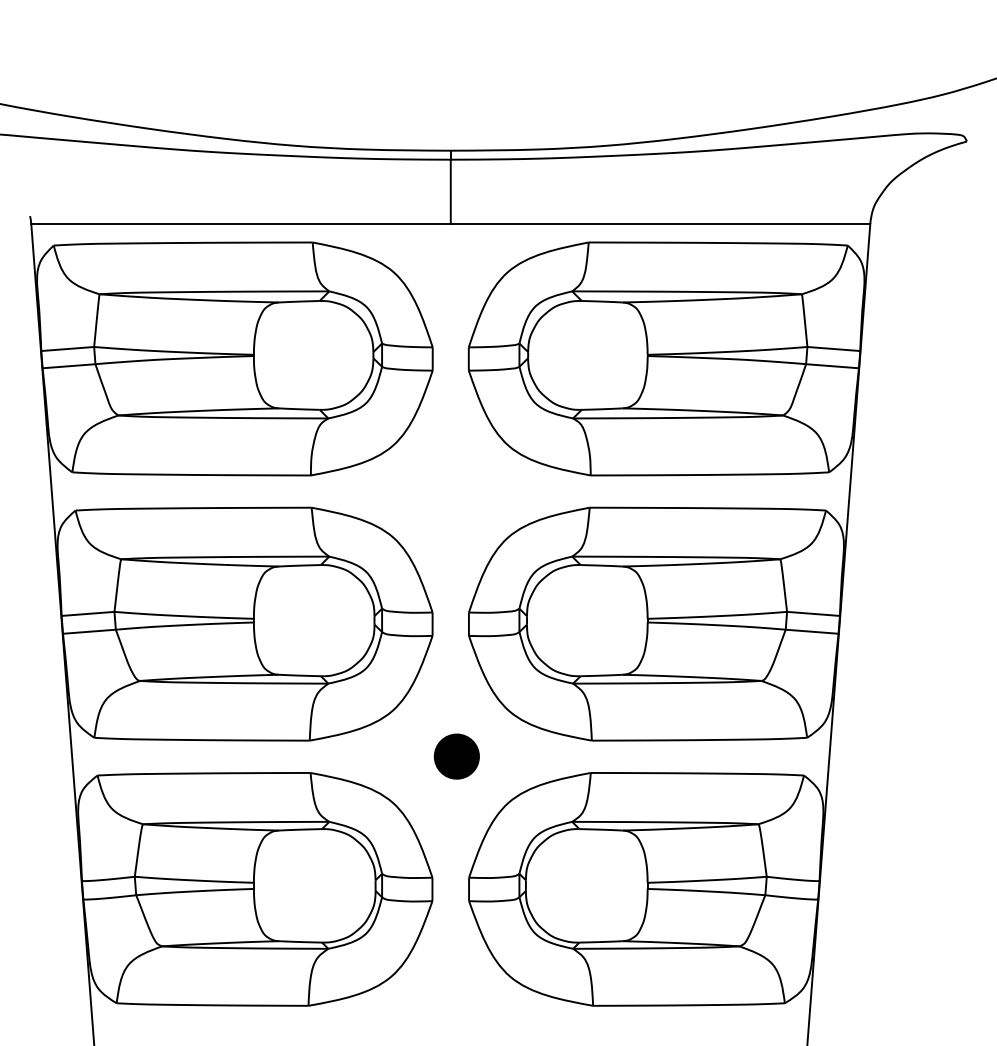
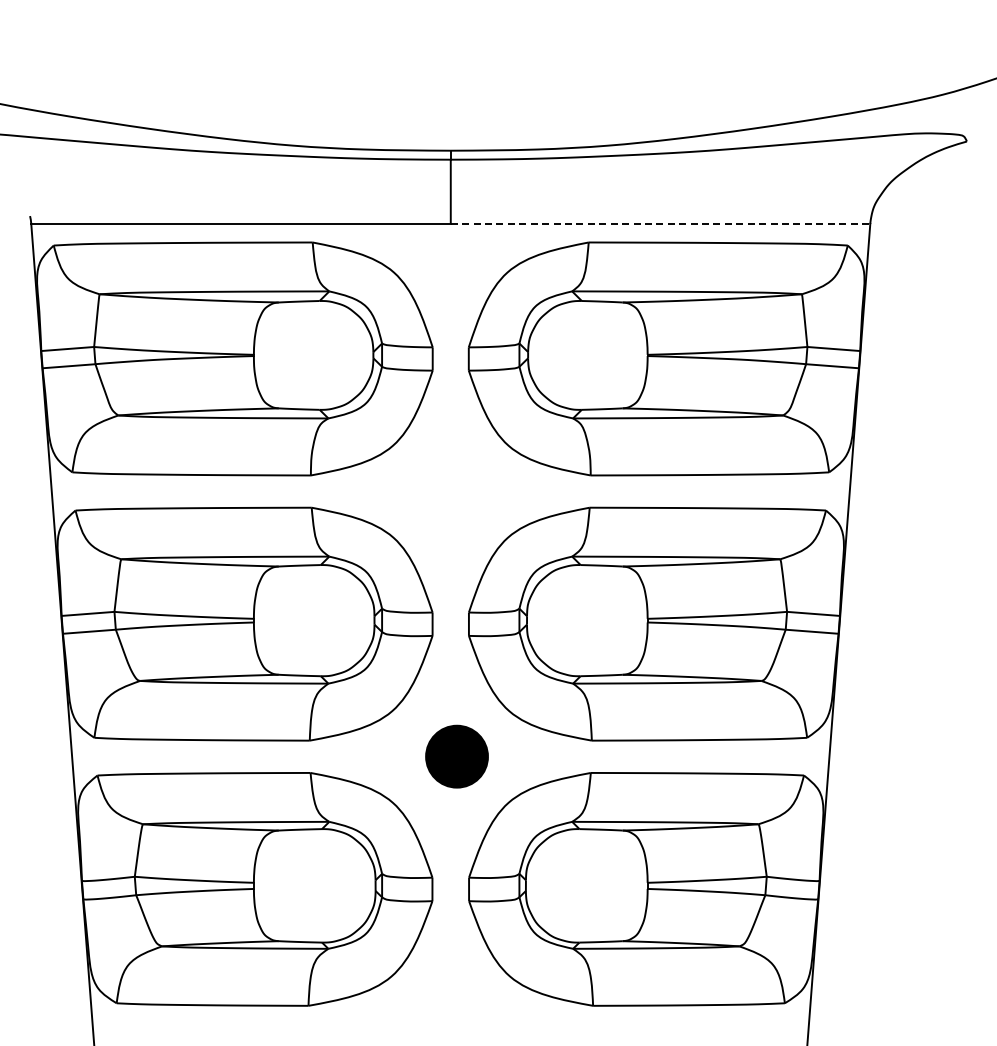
line: solid -> dashed (660, 223)
part size: 47x47 px -> 64x65 px (456, 756)
